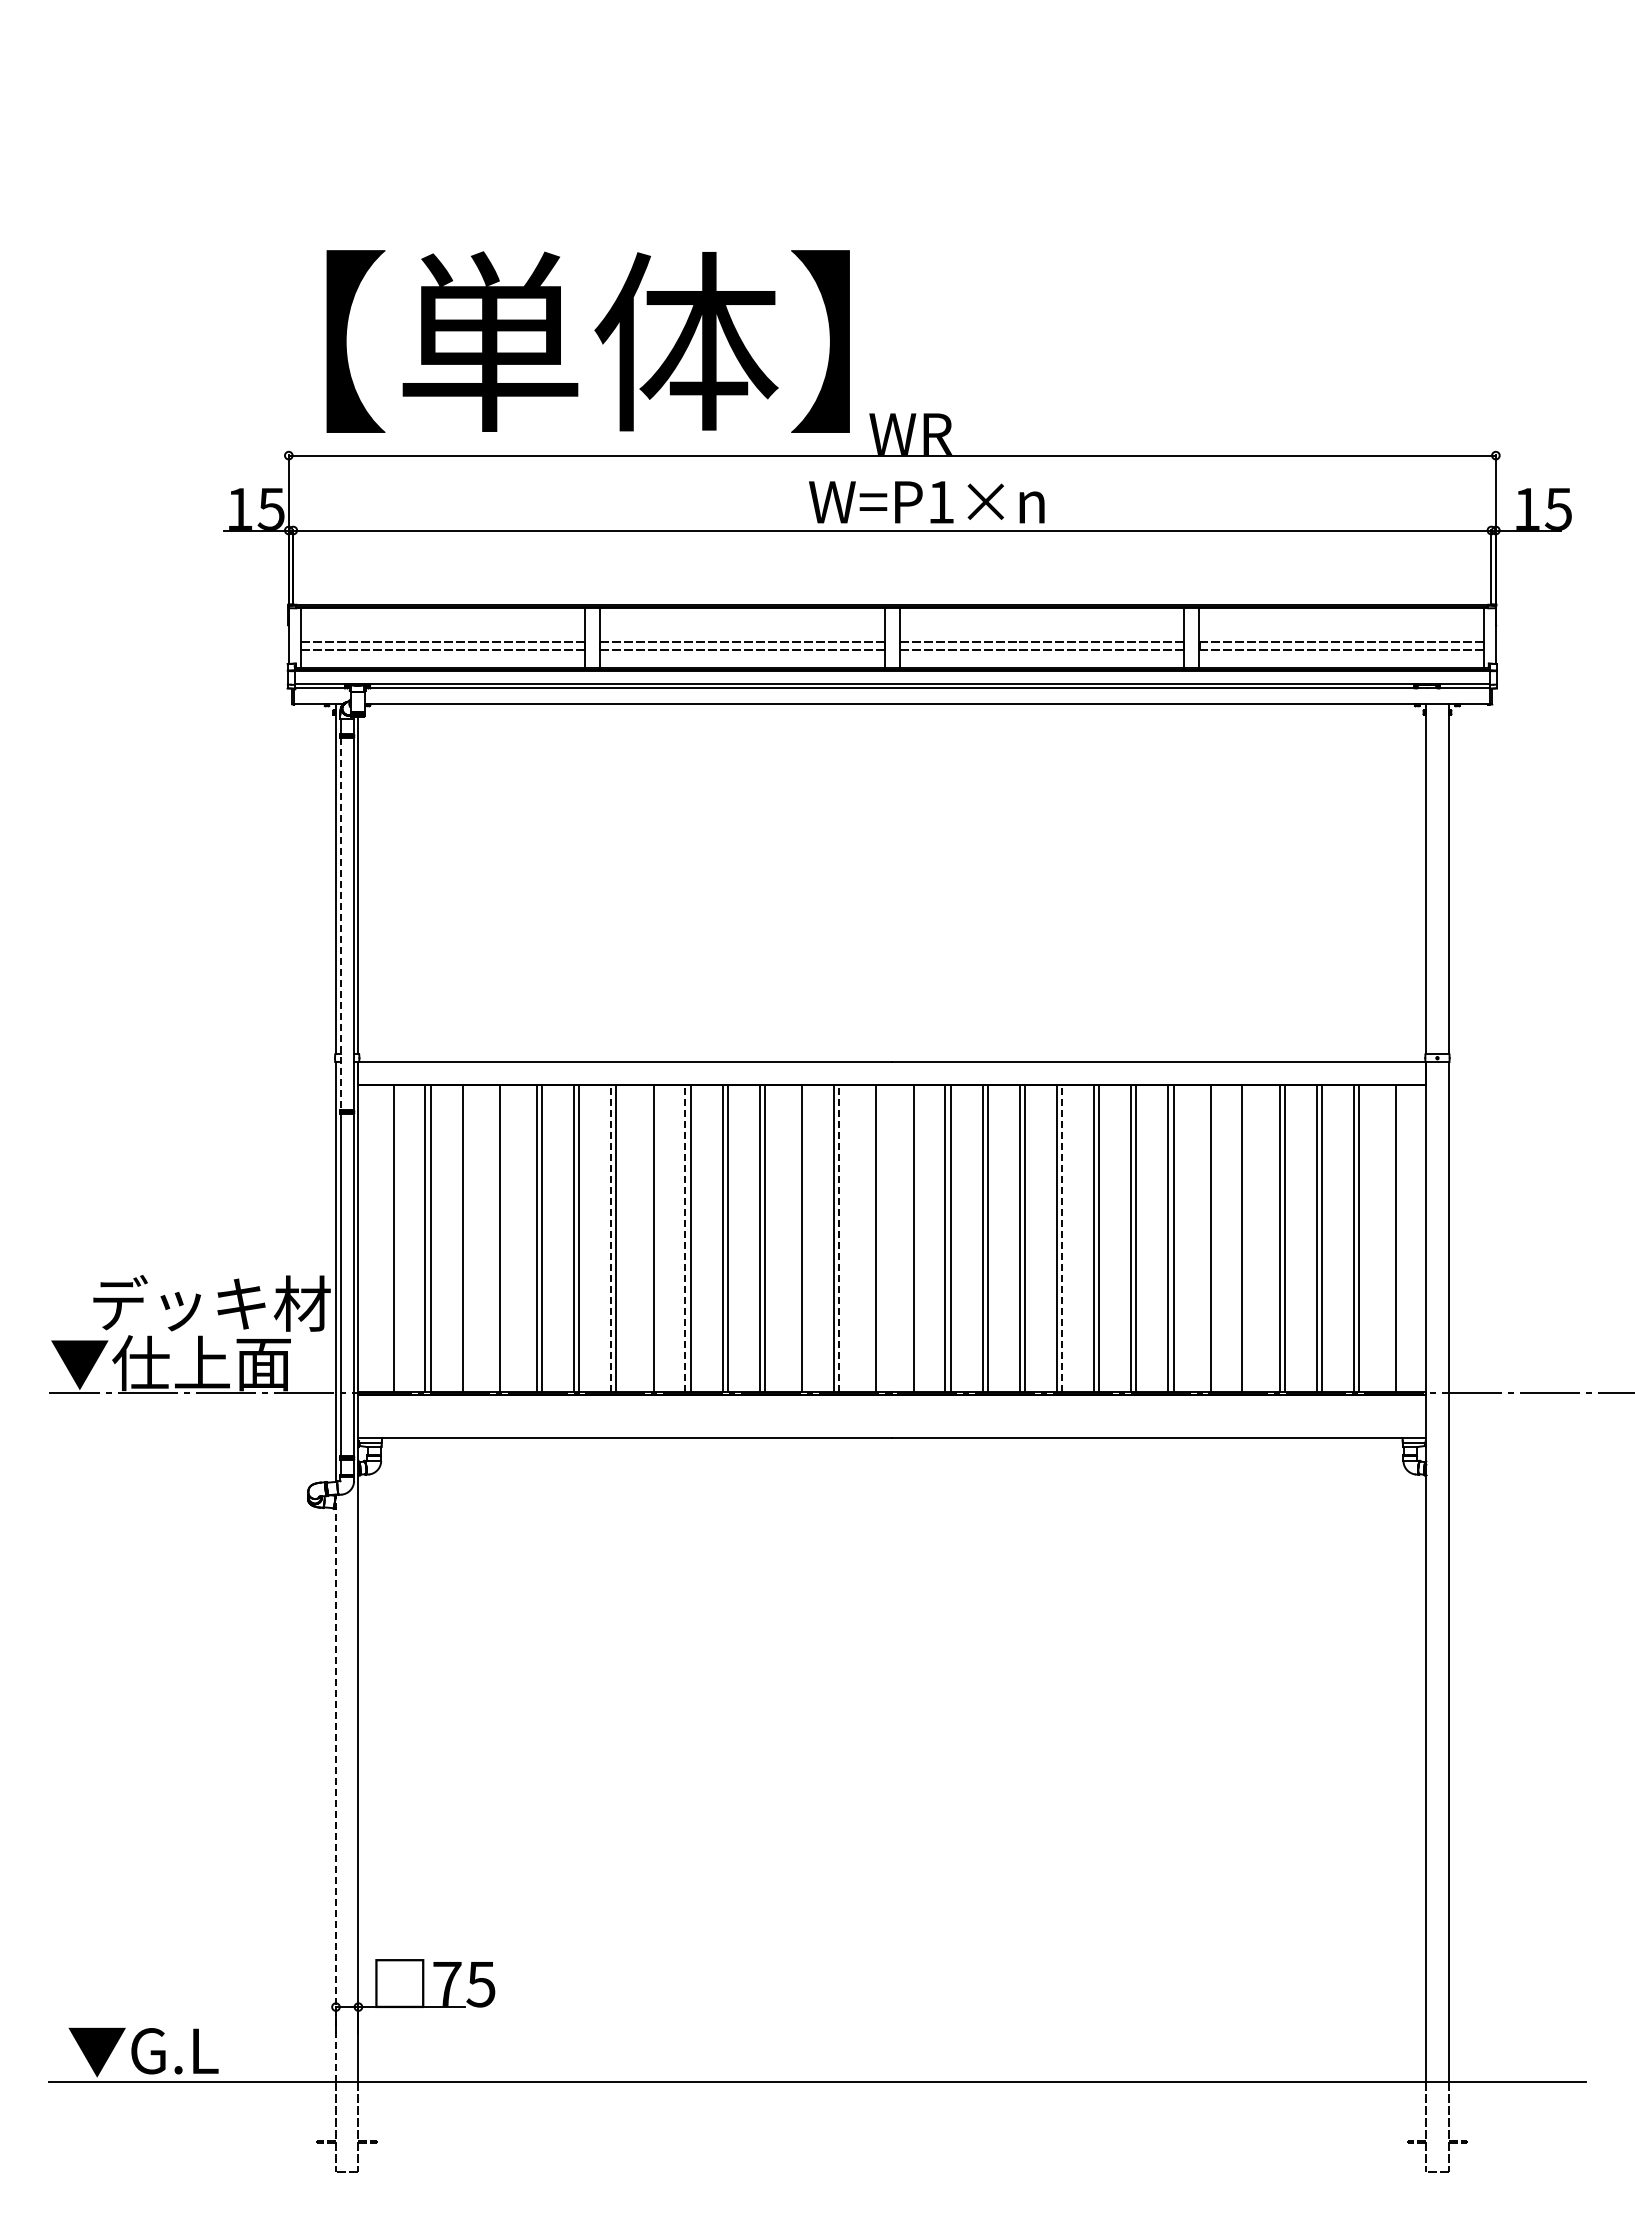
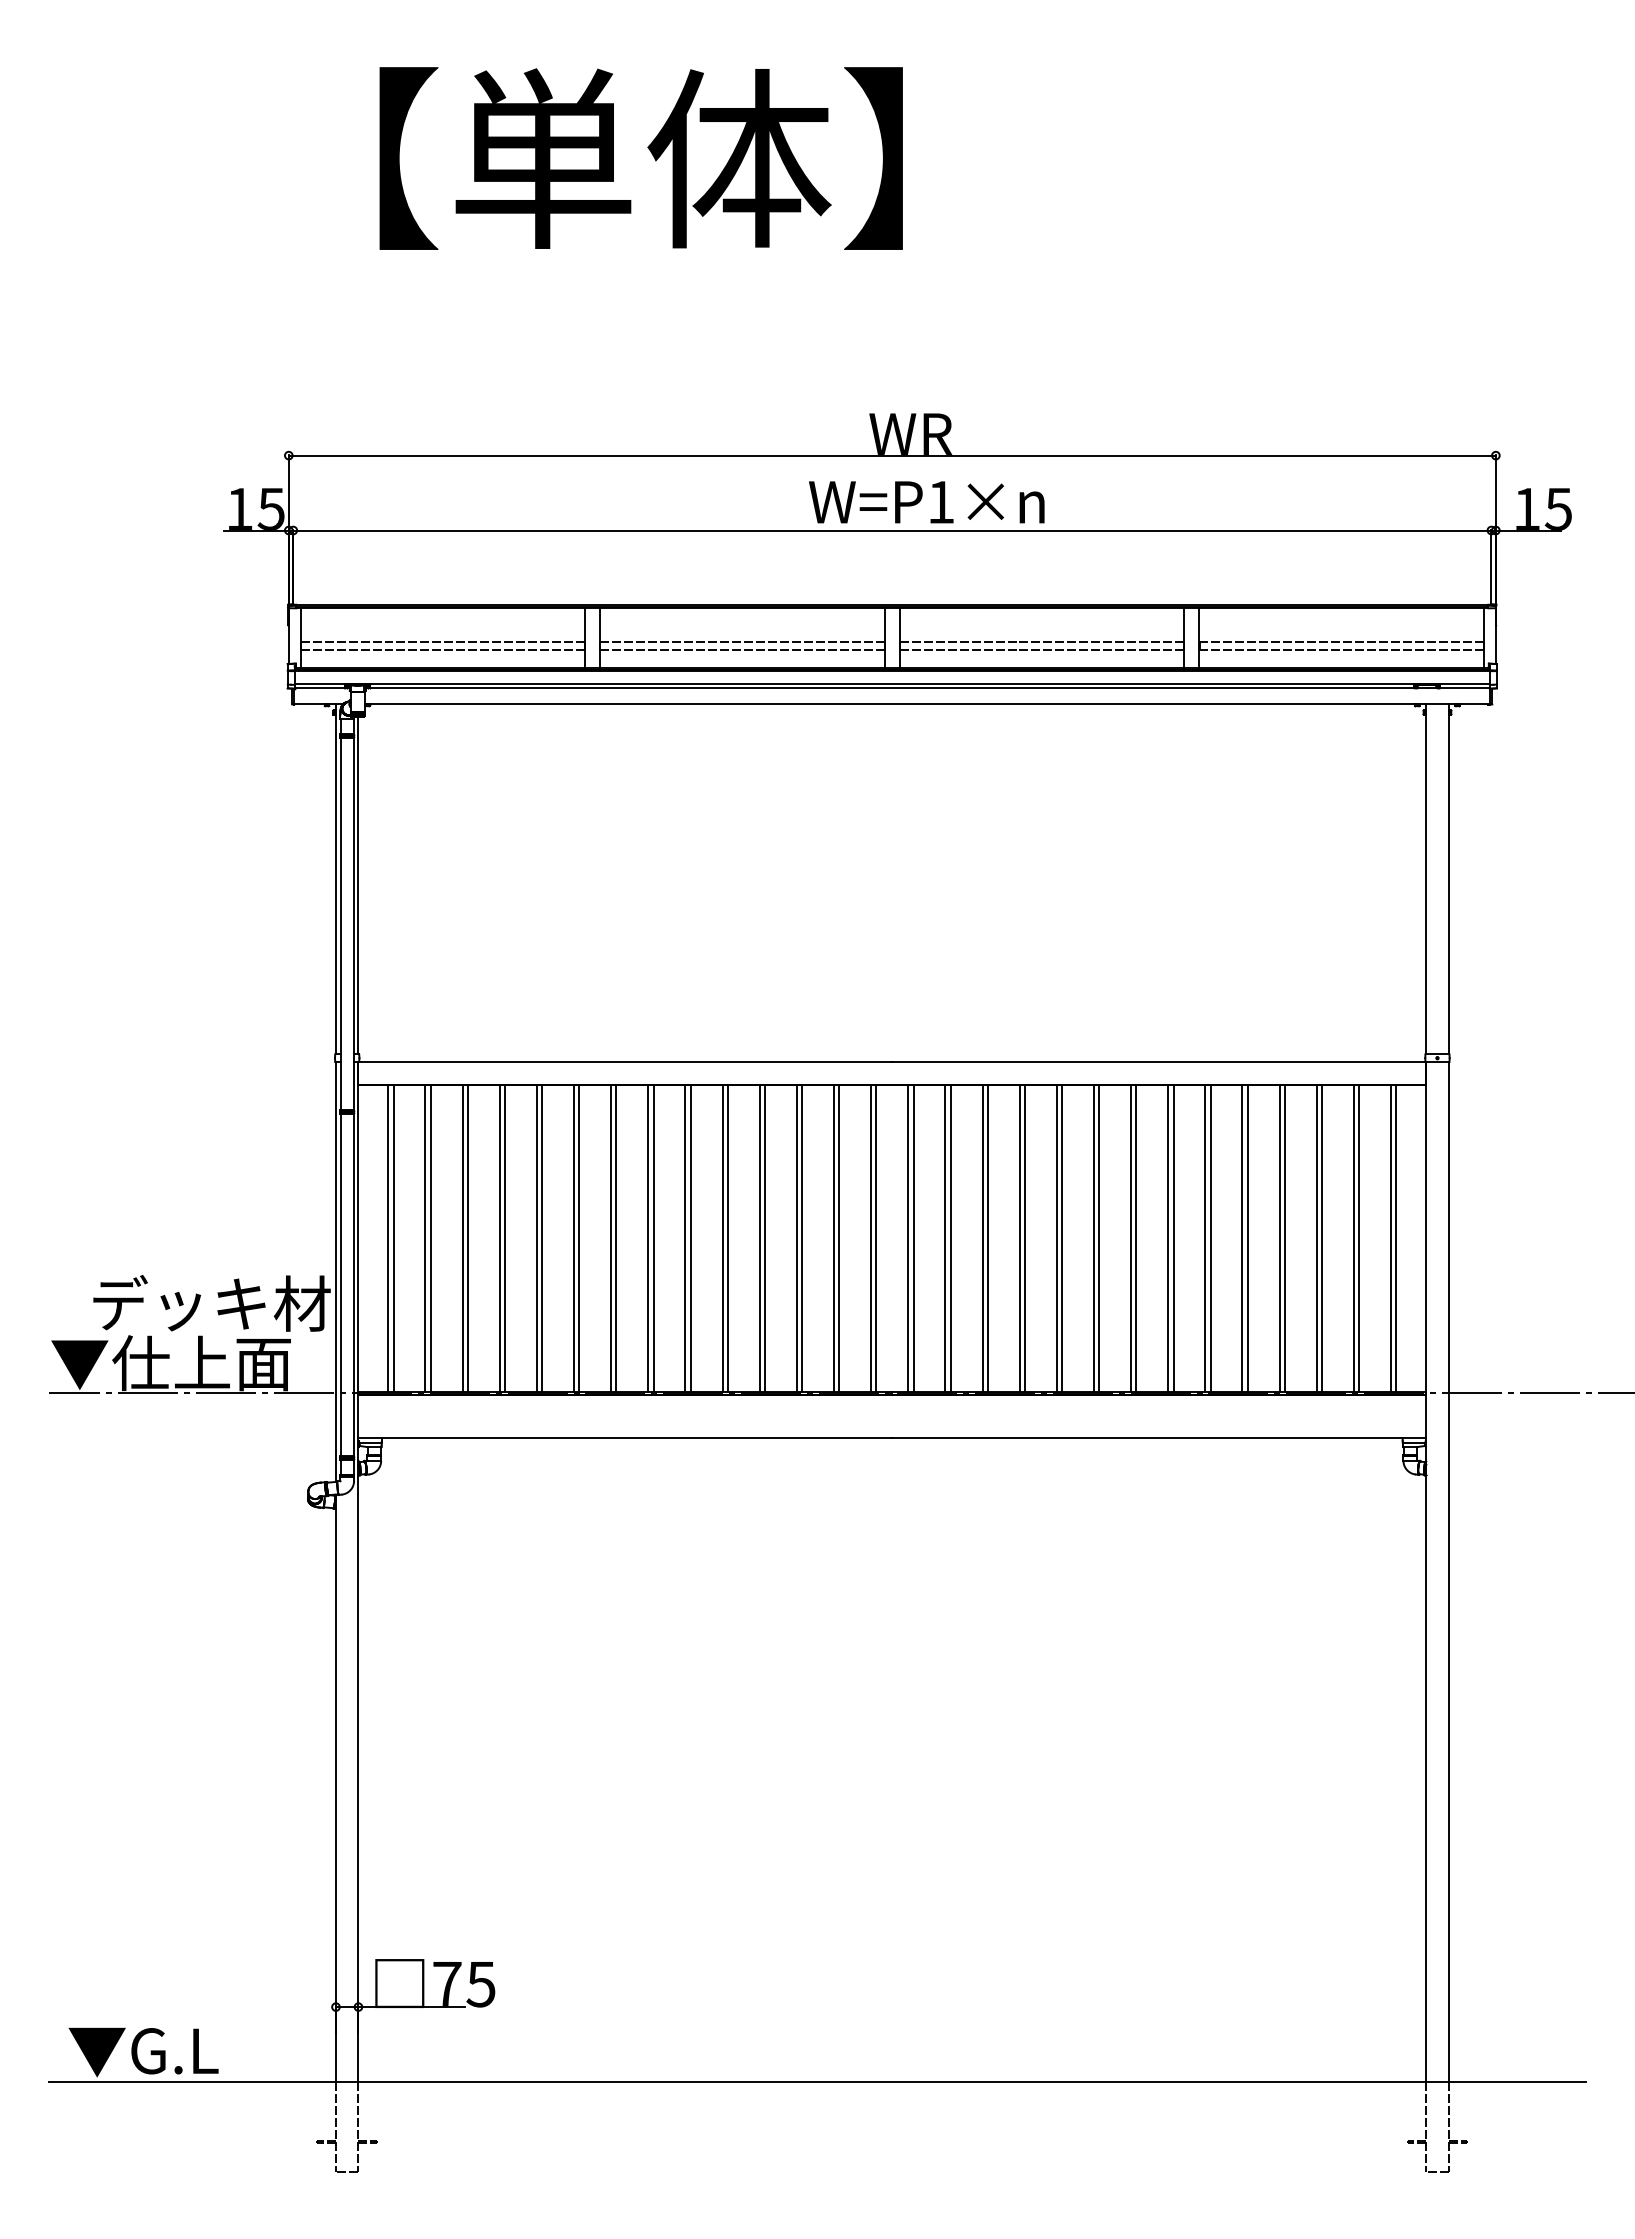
text position: (587, 341) -> (640, 158) (640, 158)
line: dashed -> solid (340, 924)
line: none -> present (388, 1238)
line: none -> present (467, 1238)
line: none -> present (505, 1238)
line: dashed -> solid (611, 1238)
line: none -> present (648, 1238)
line: dashed -> solid (685, 1238)
line: none -> present (796, 1238)
line: dashed -> solid (839, 1238)
line: none -> present (871, 1238)
line: none -> present (908, 1238)
line: dashed -> solid (1062, 1238)
line: none -> present (1205, 1238)
line: none -> present (1247, 1238)
line: none -> present (1391, 1238)
line: dashed -> solid (335, 1788)
